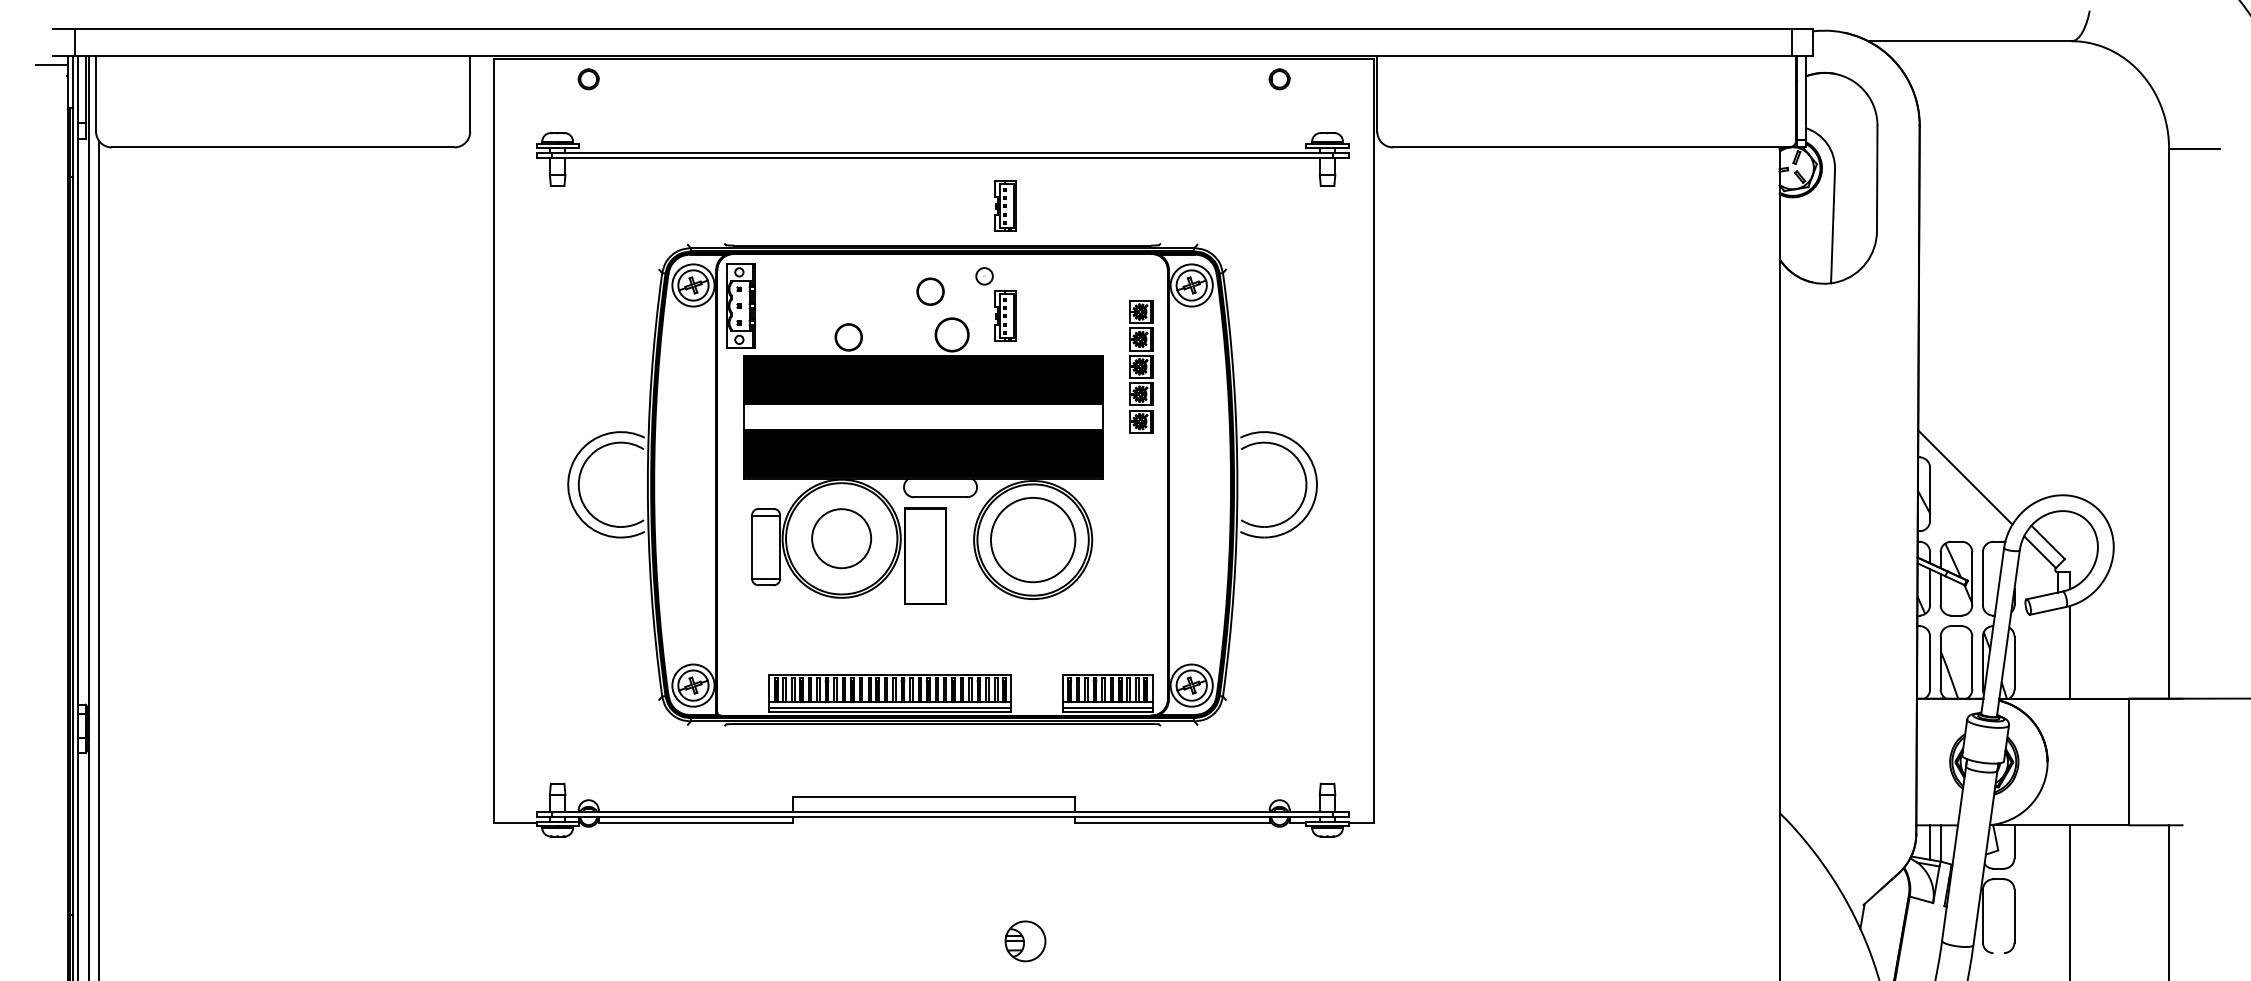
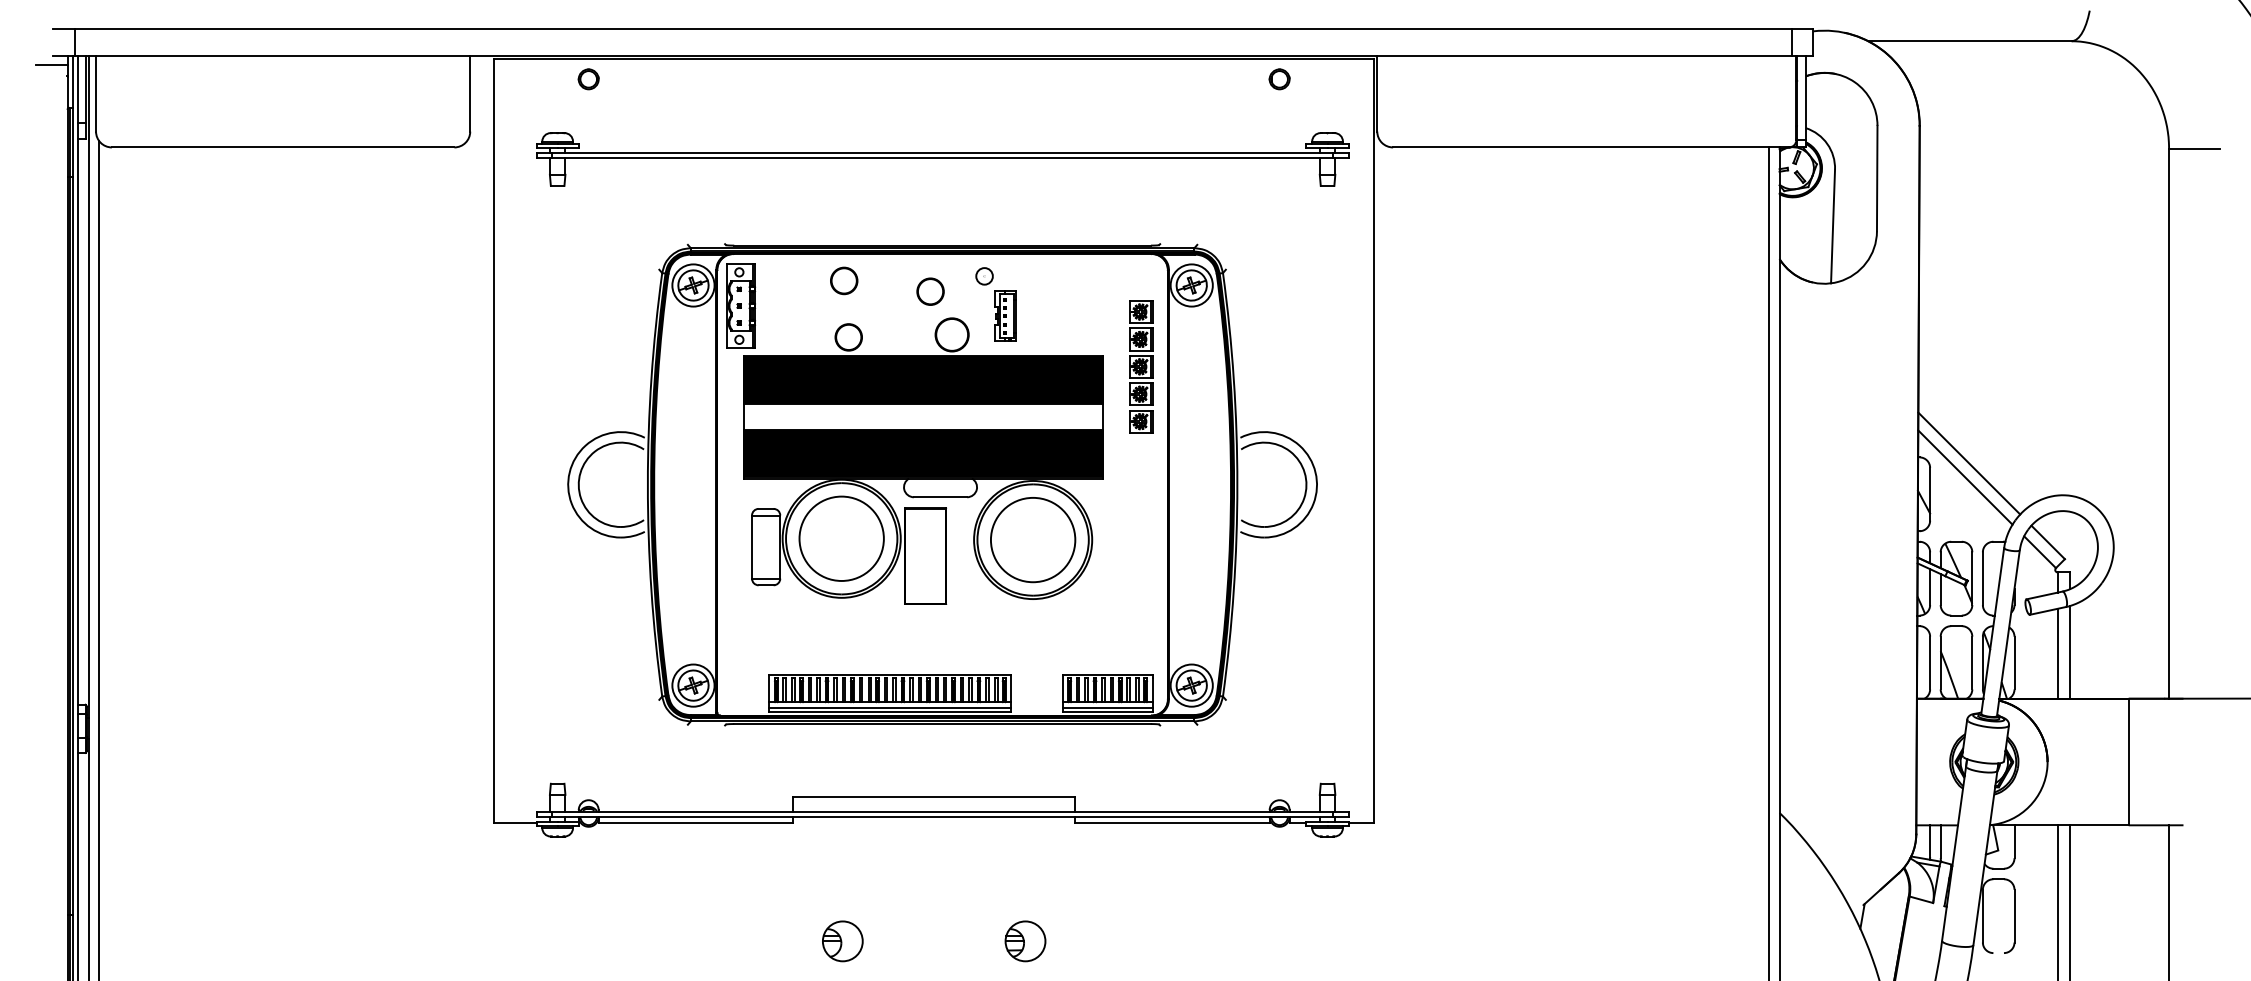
part: present -> none (1005, 205)
part: none -> present (844, 280)
line: none -> present (1969, 463)
circle size: 62x62 px -> 87x87 px (841, 538)
line: none -> present (1768, 562)
line: none -> present (2057, 653)
line: none -> present (2057, 901)
part: none -> present (842, 941)
